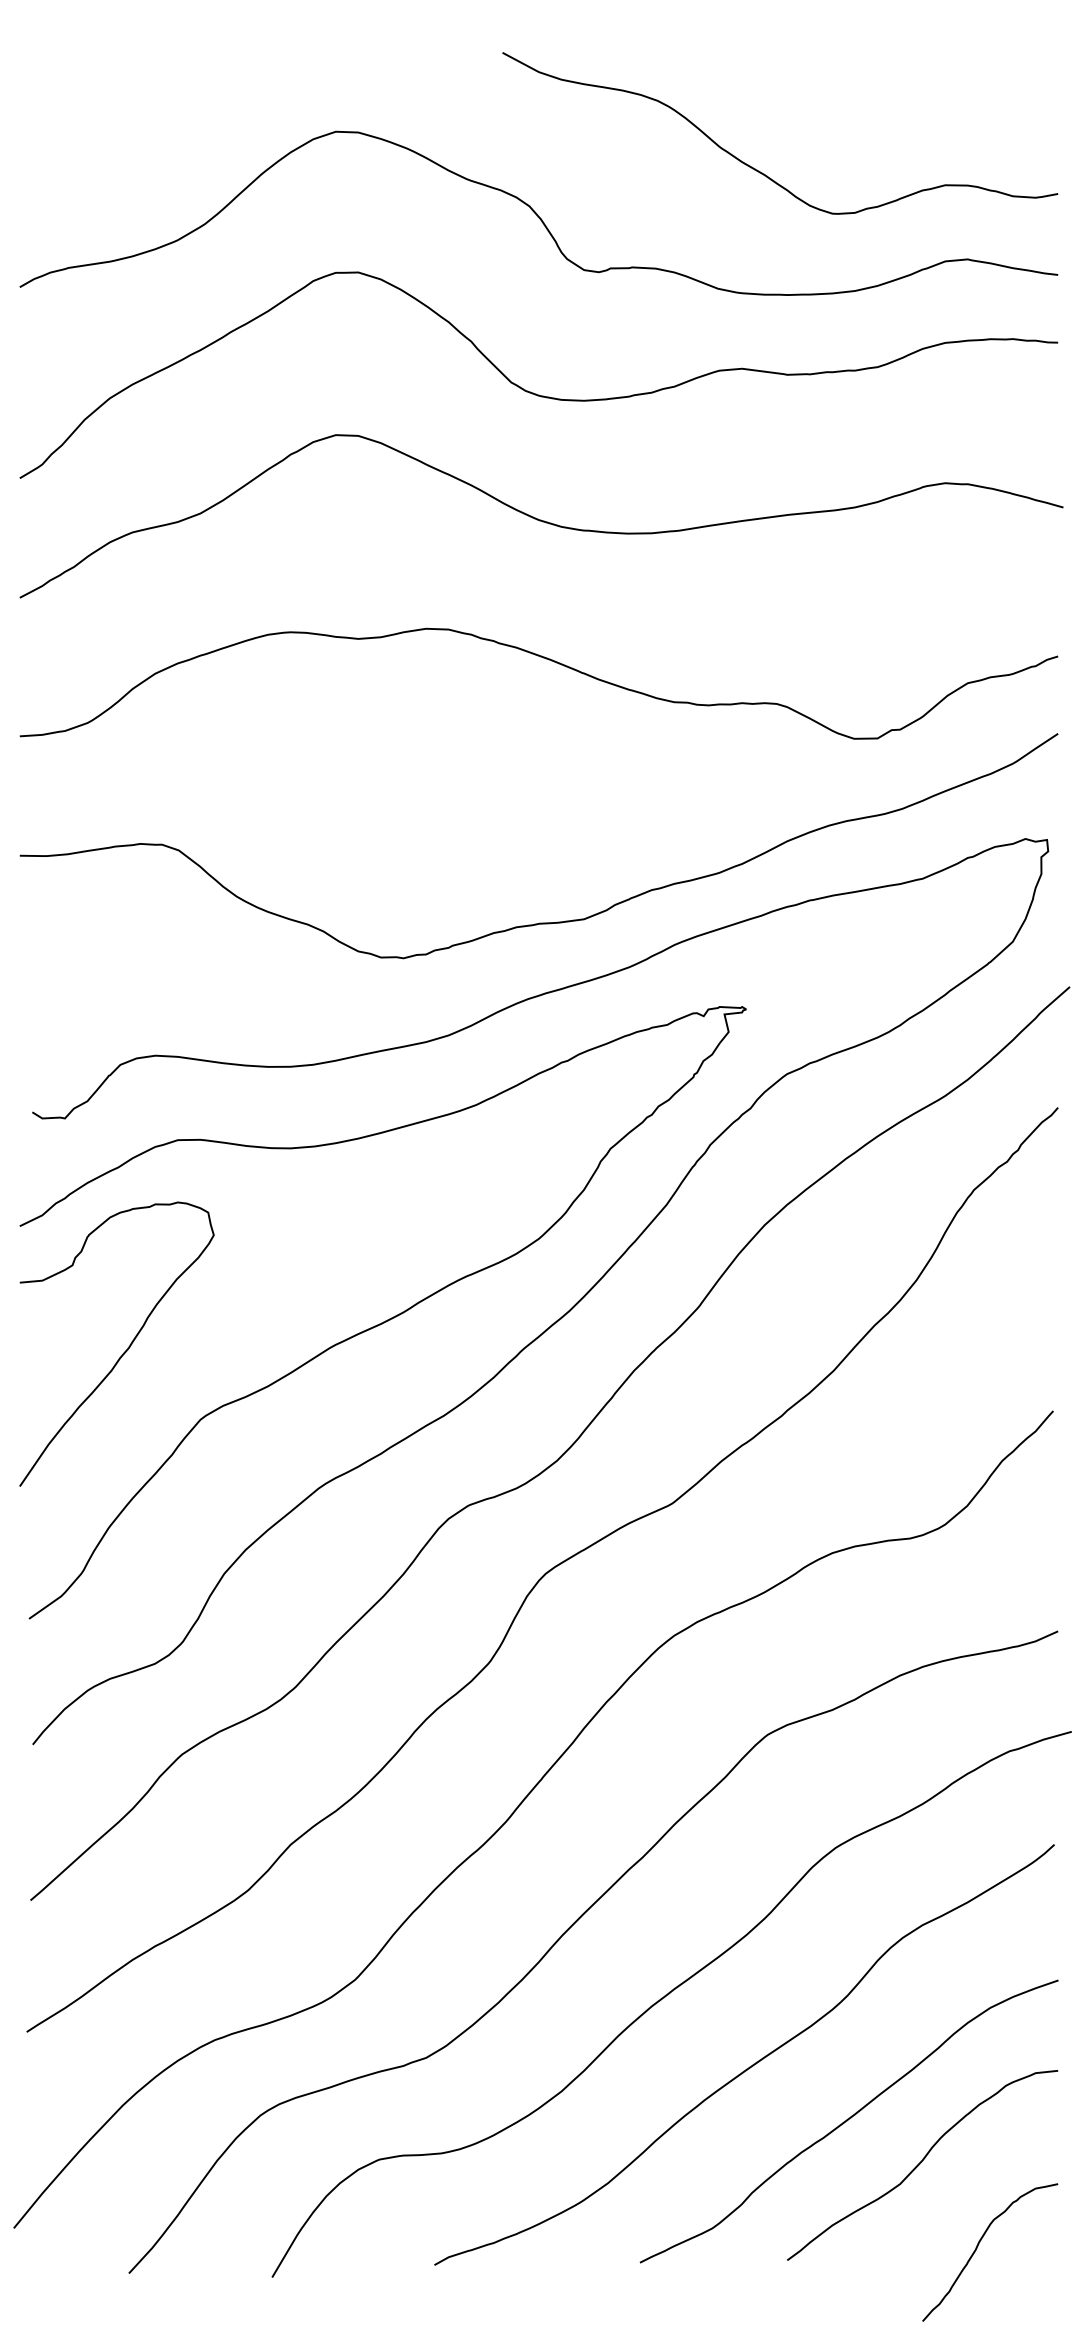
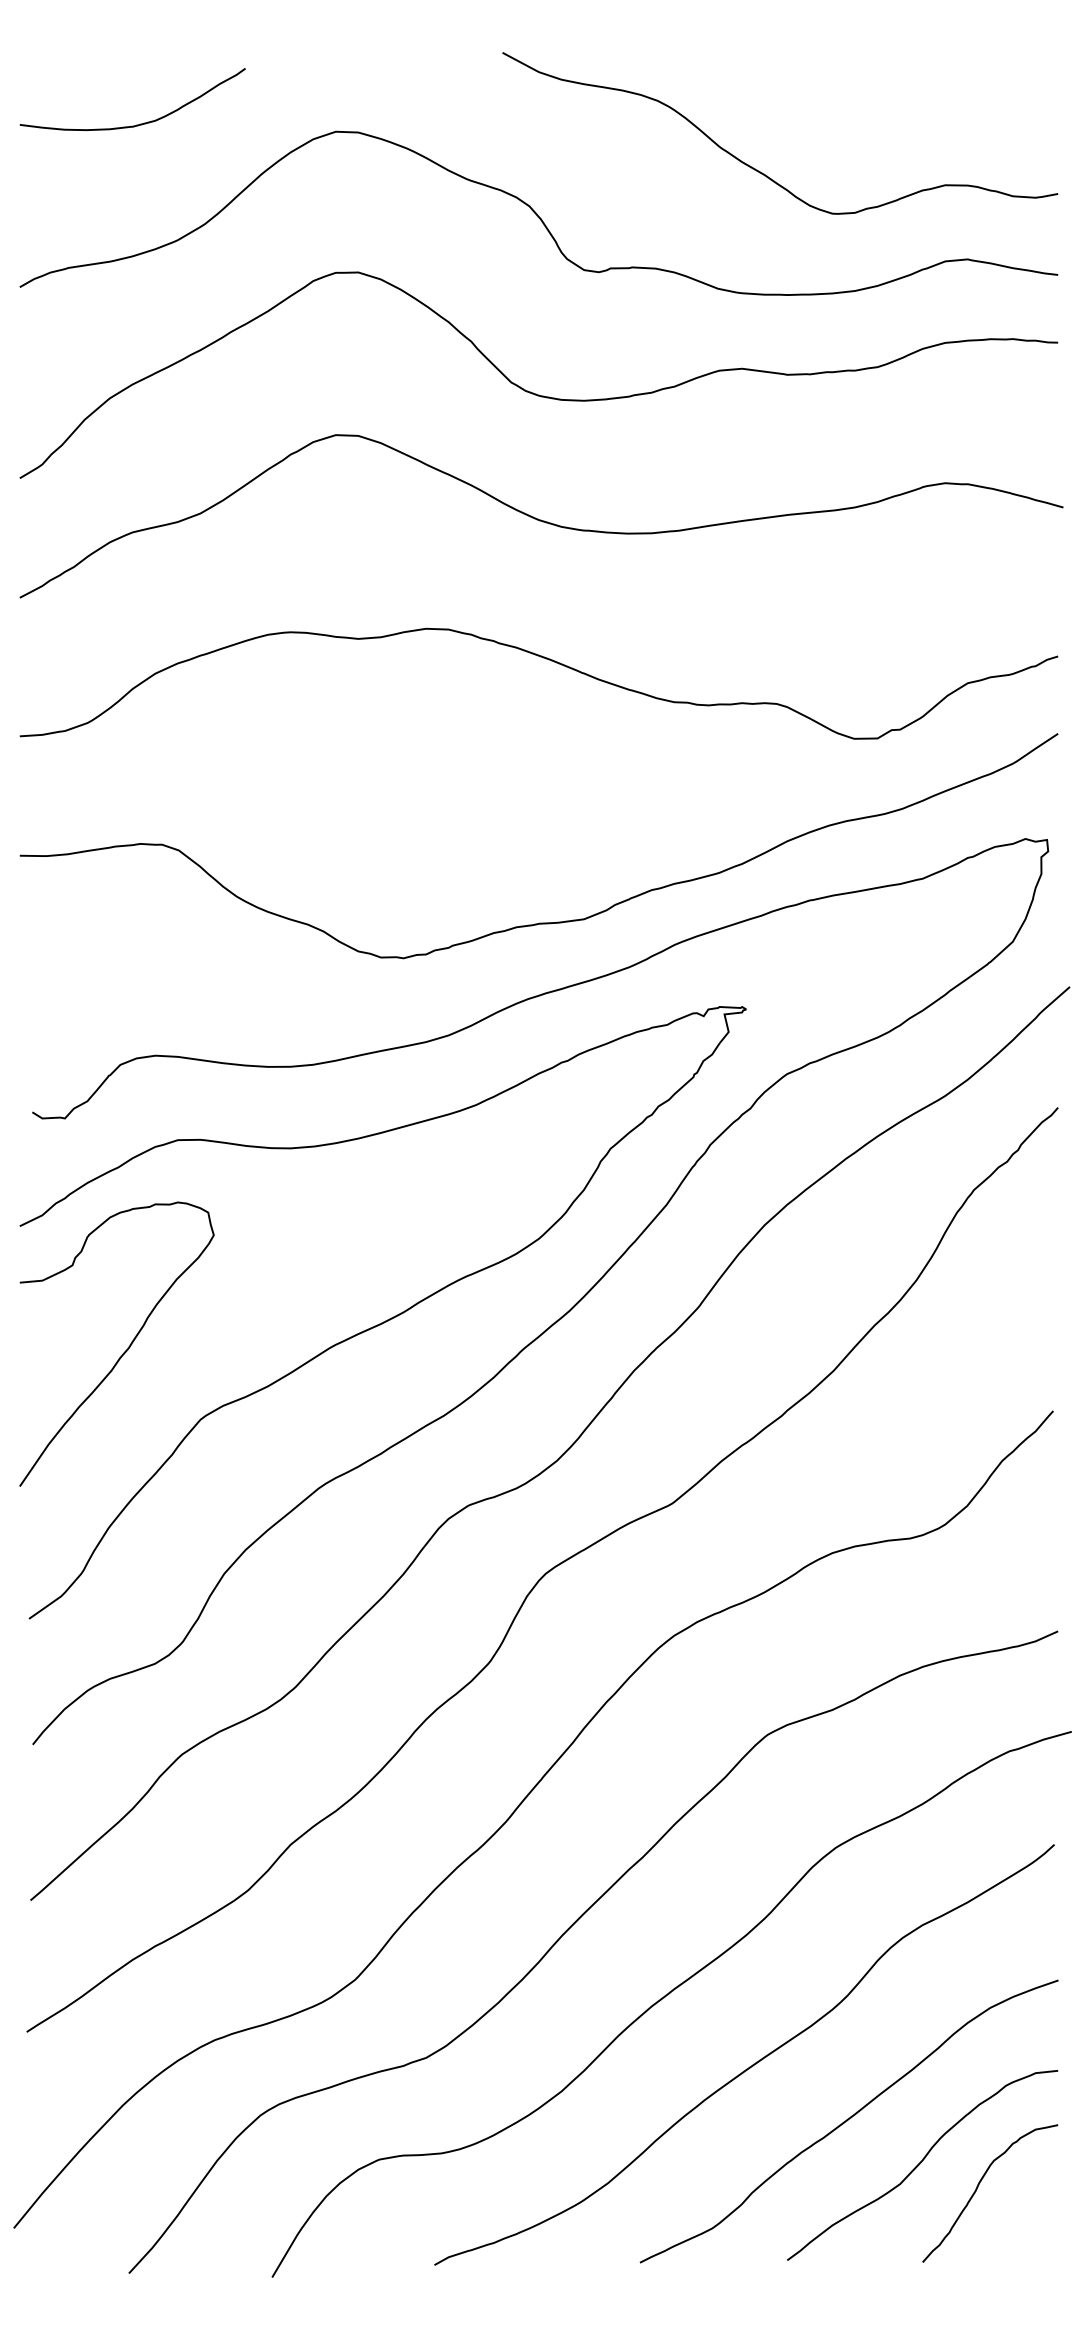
curve: none -> present (140, 123)
curve position: (978, 2246) -> (978, 2187) (978, 2187)
